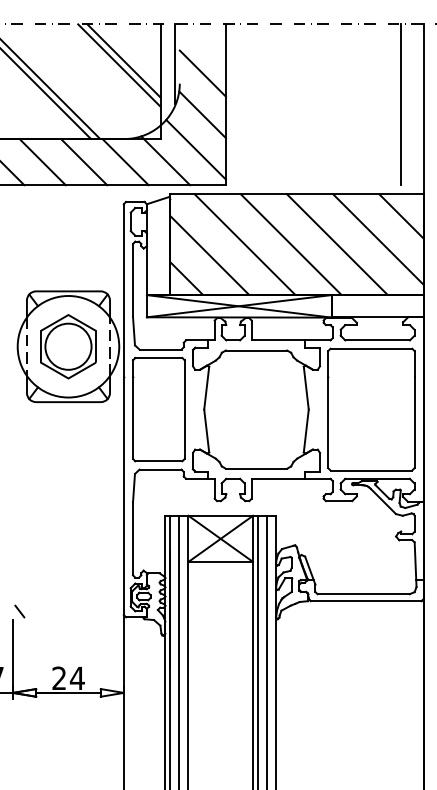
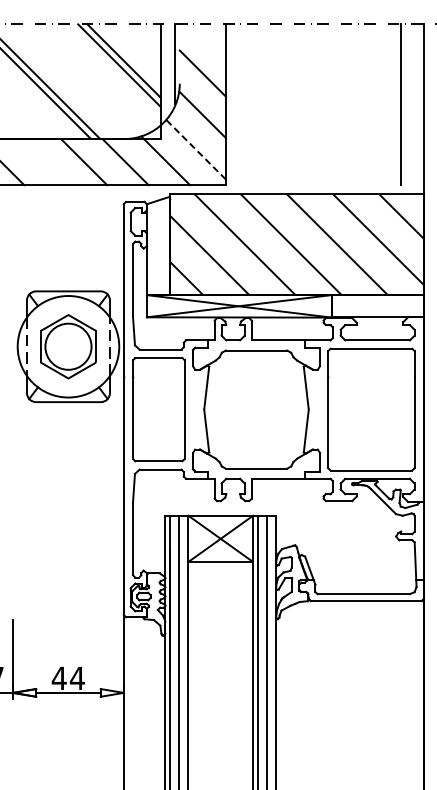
line: solid -> dashed (195, 149)
line: present -> none (42, 162)
line: present -> none (19, 611)
text: 24 -> 44 (58, 677)
